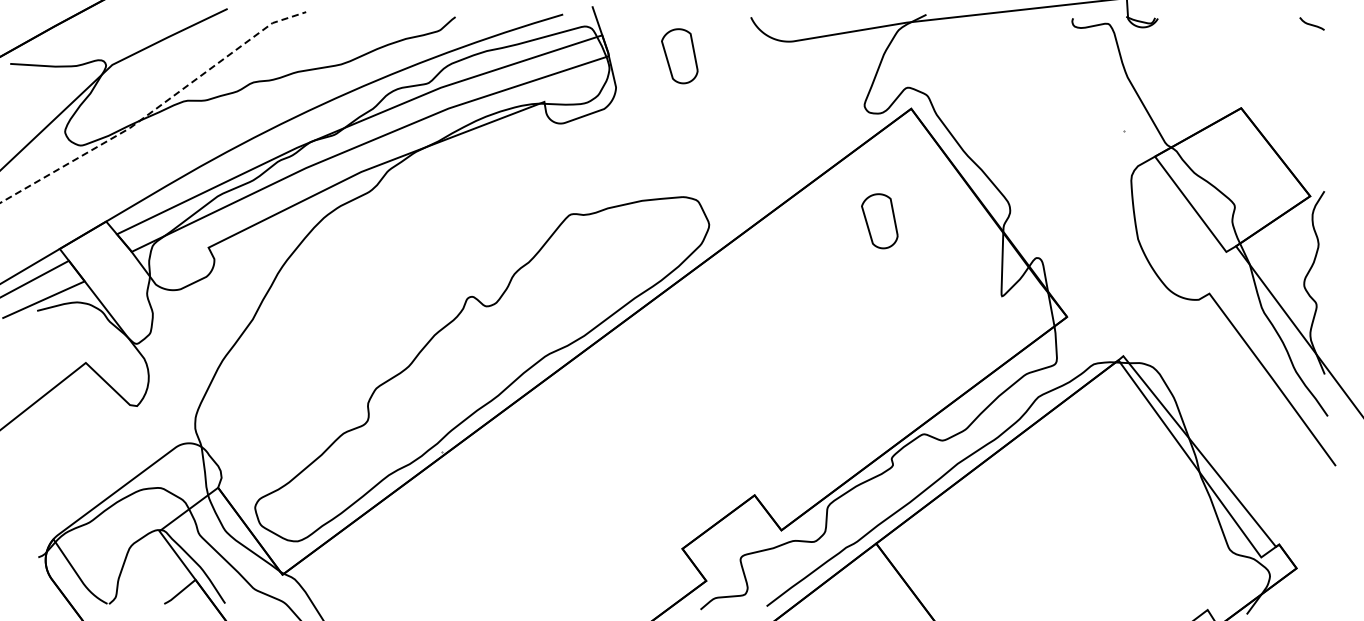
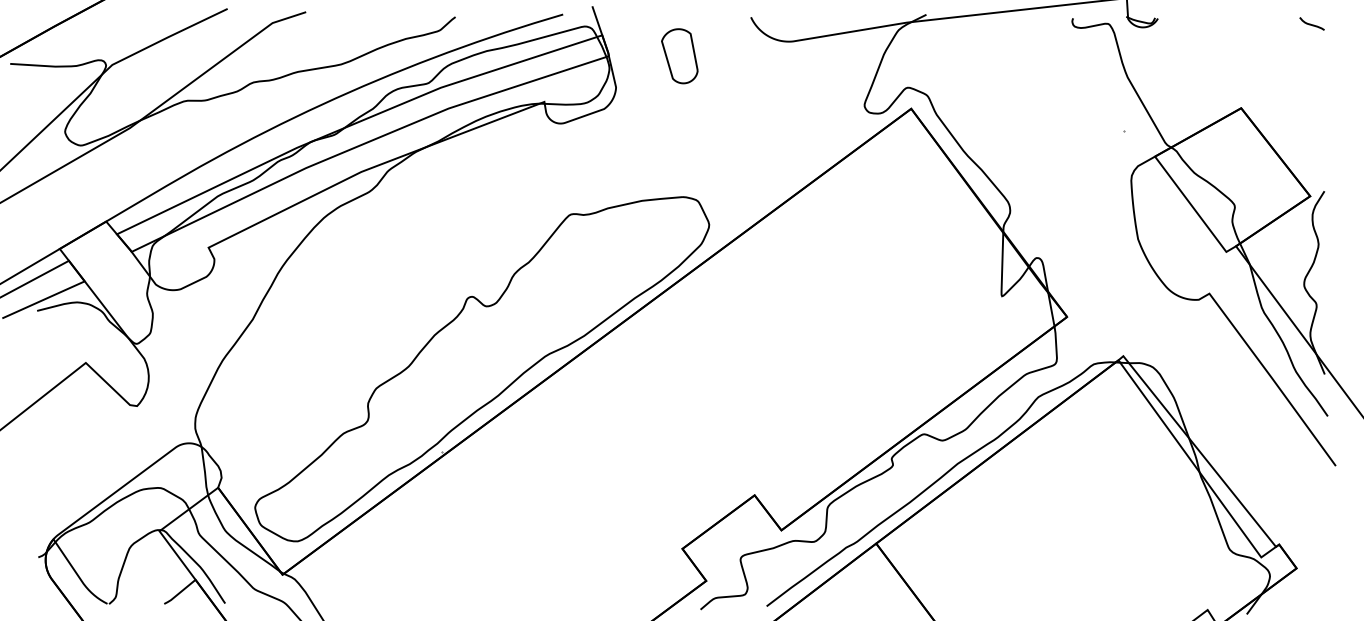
line: dashed -> solid (155, 109)
part: present -> none (879, 221)
